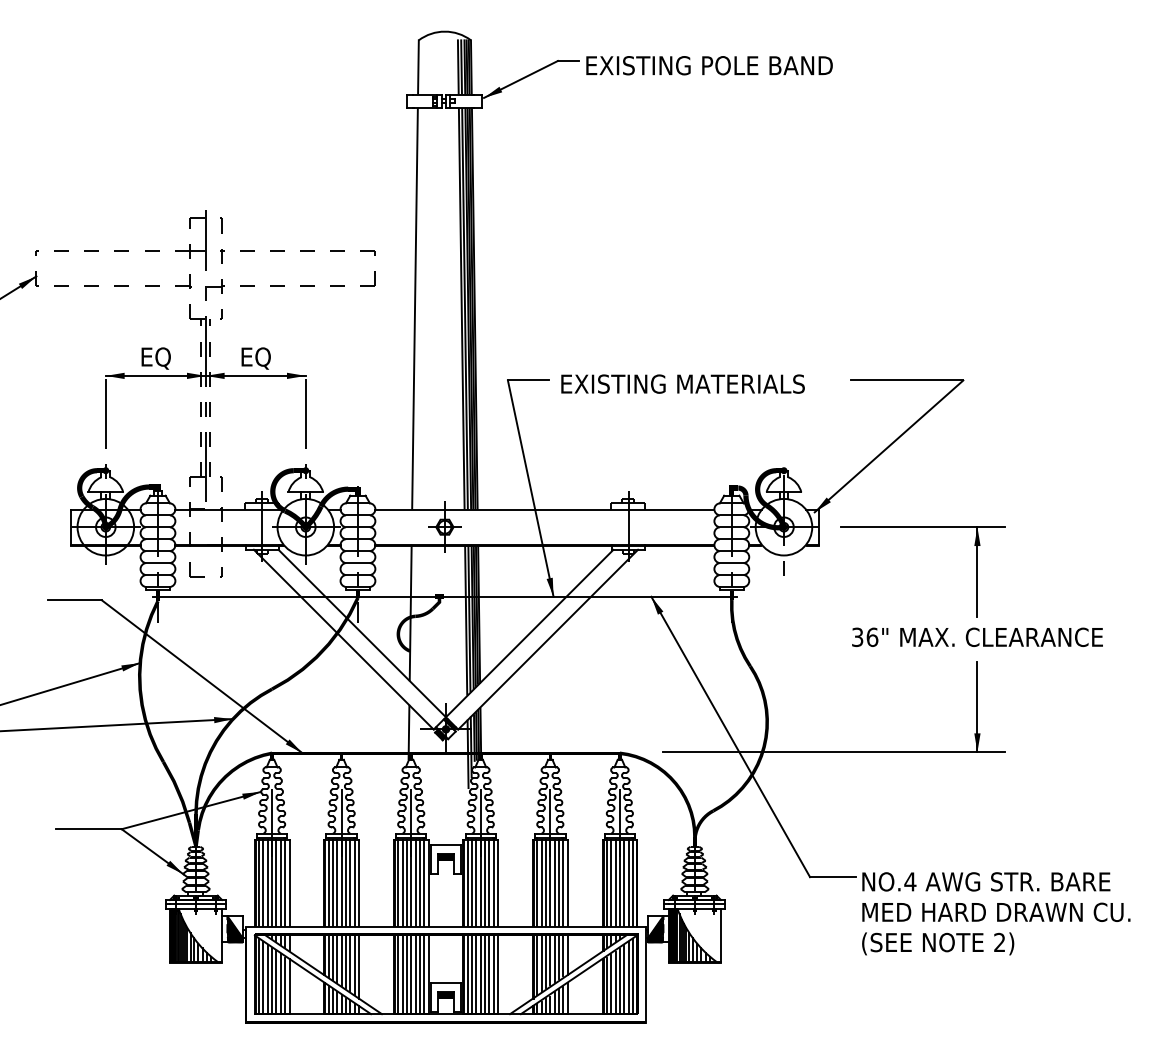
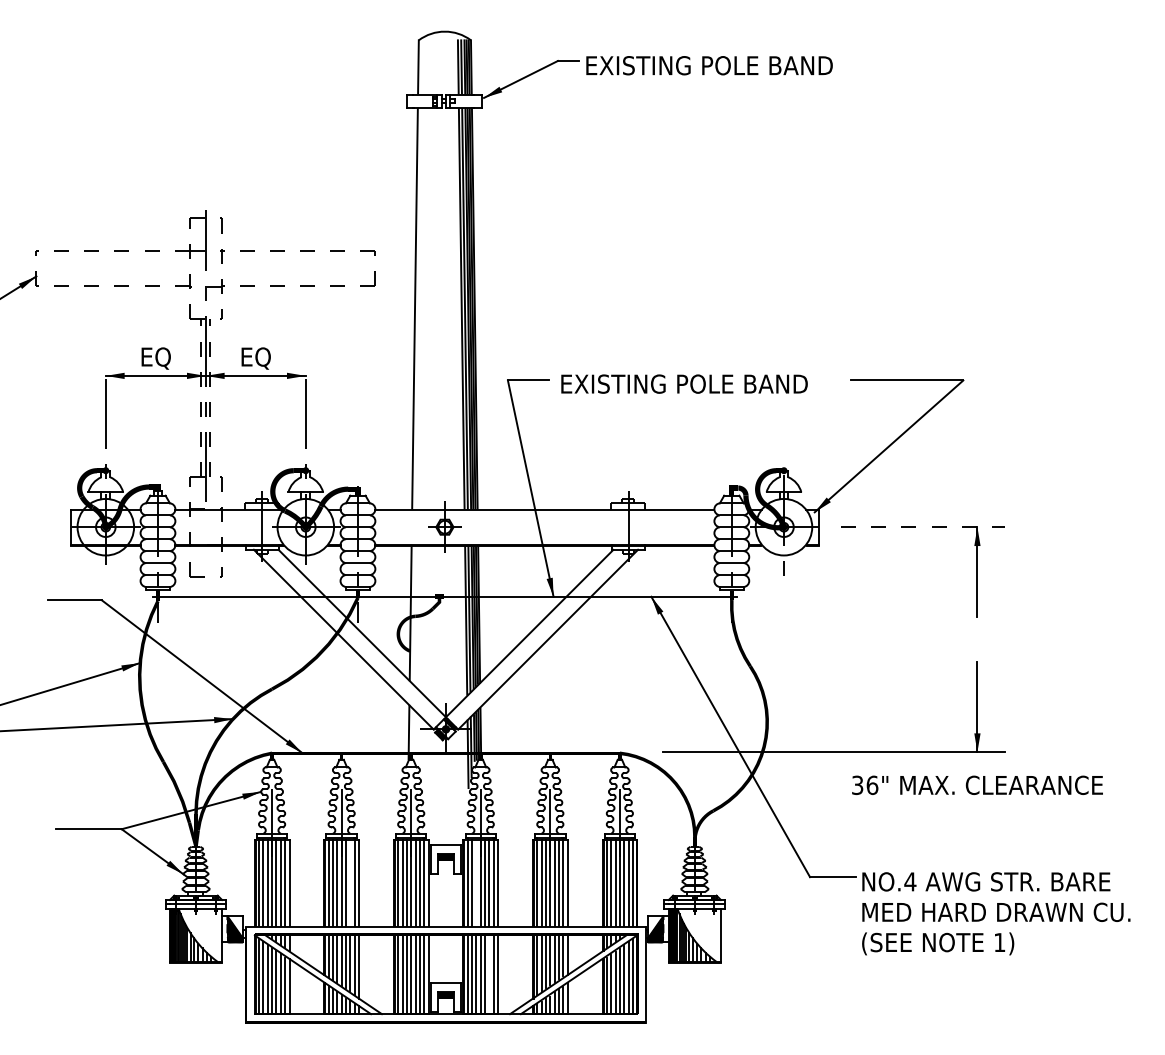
text: EXISTING MATERIALS -> EXISTING POLE BAND (743, 383)
line: solid -> dashed (922, 527)
text position: (977, 636) -> (977, 784) (977, 784)
line: present -> none (350, 883)
line: present -> none (476, 883)
text: 2) -> 1) (999, 941)
line: present -> none (489, 974)
